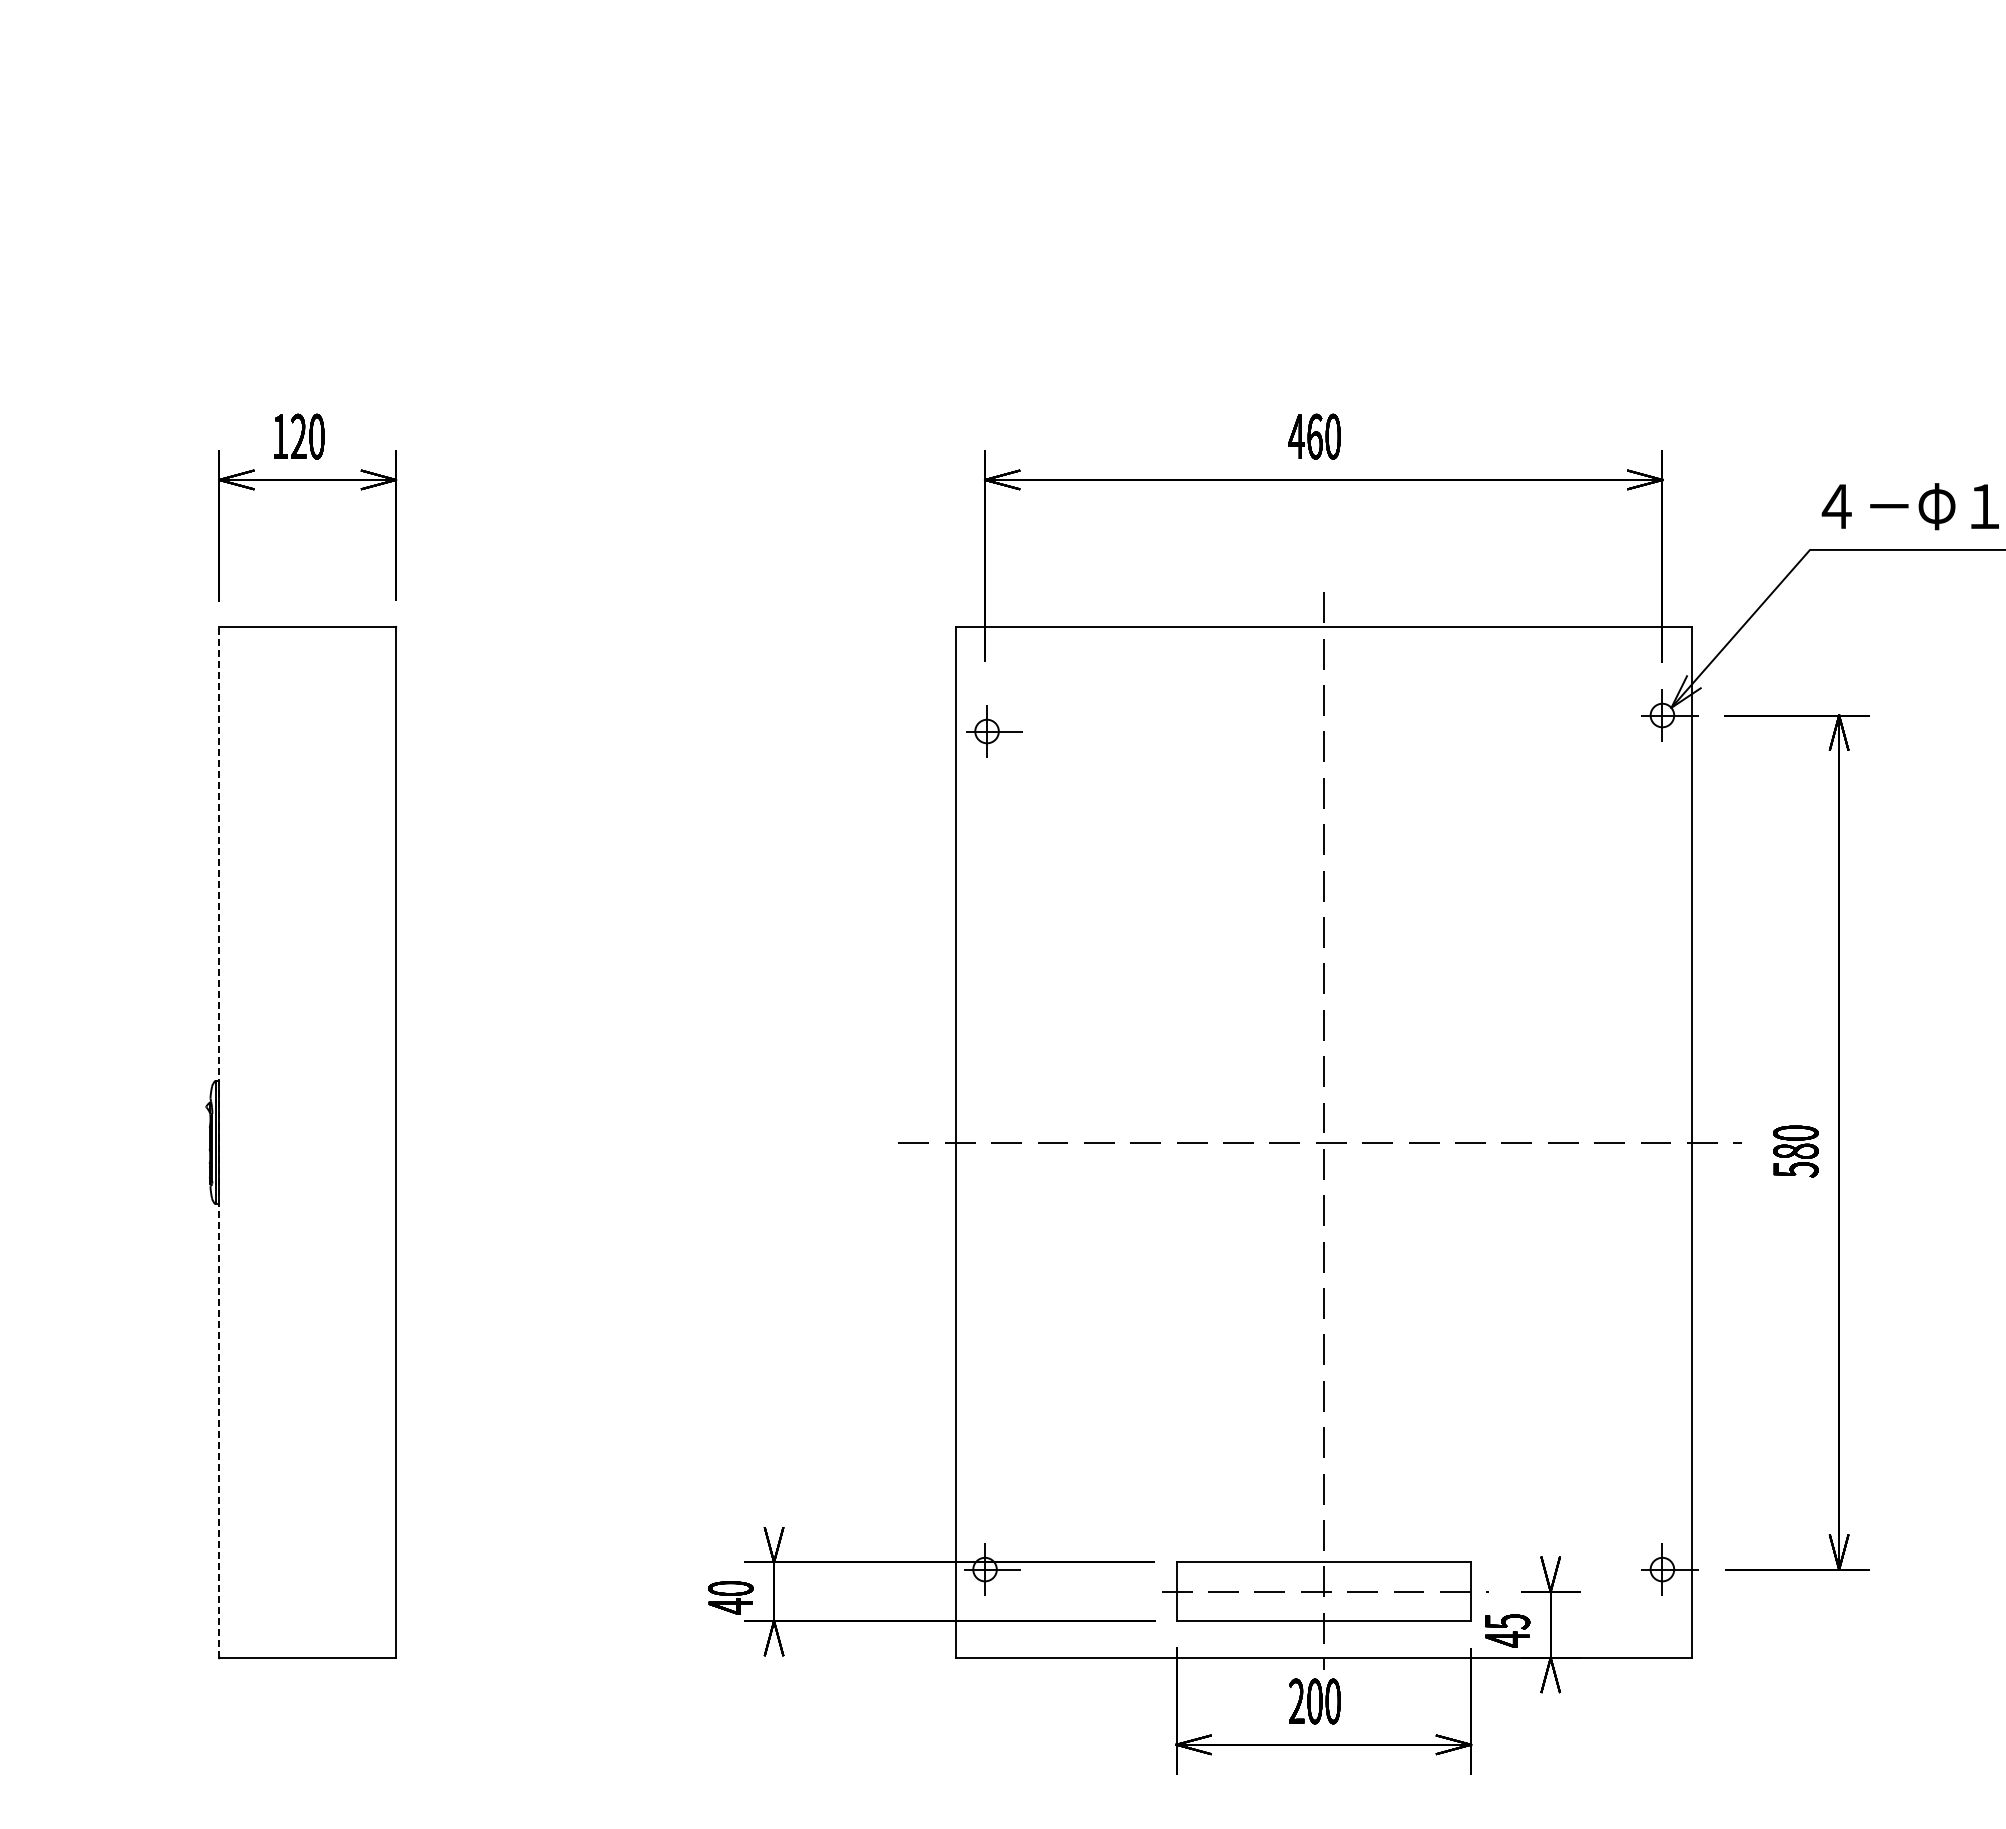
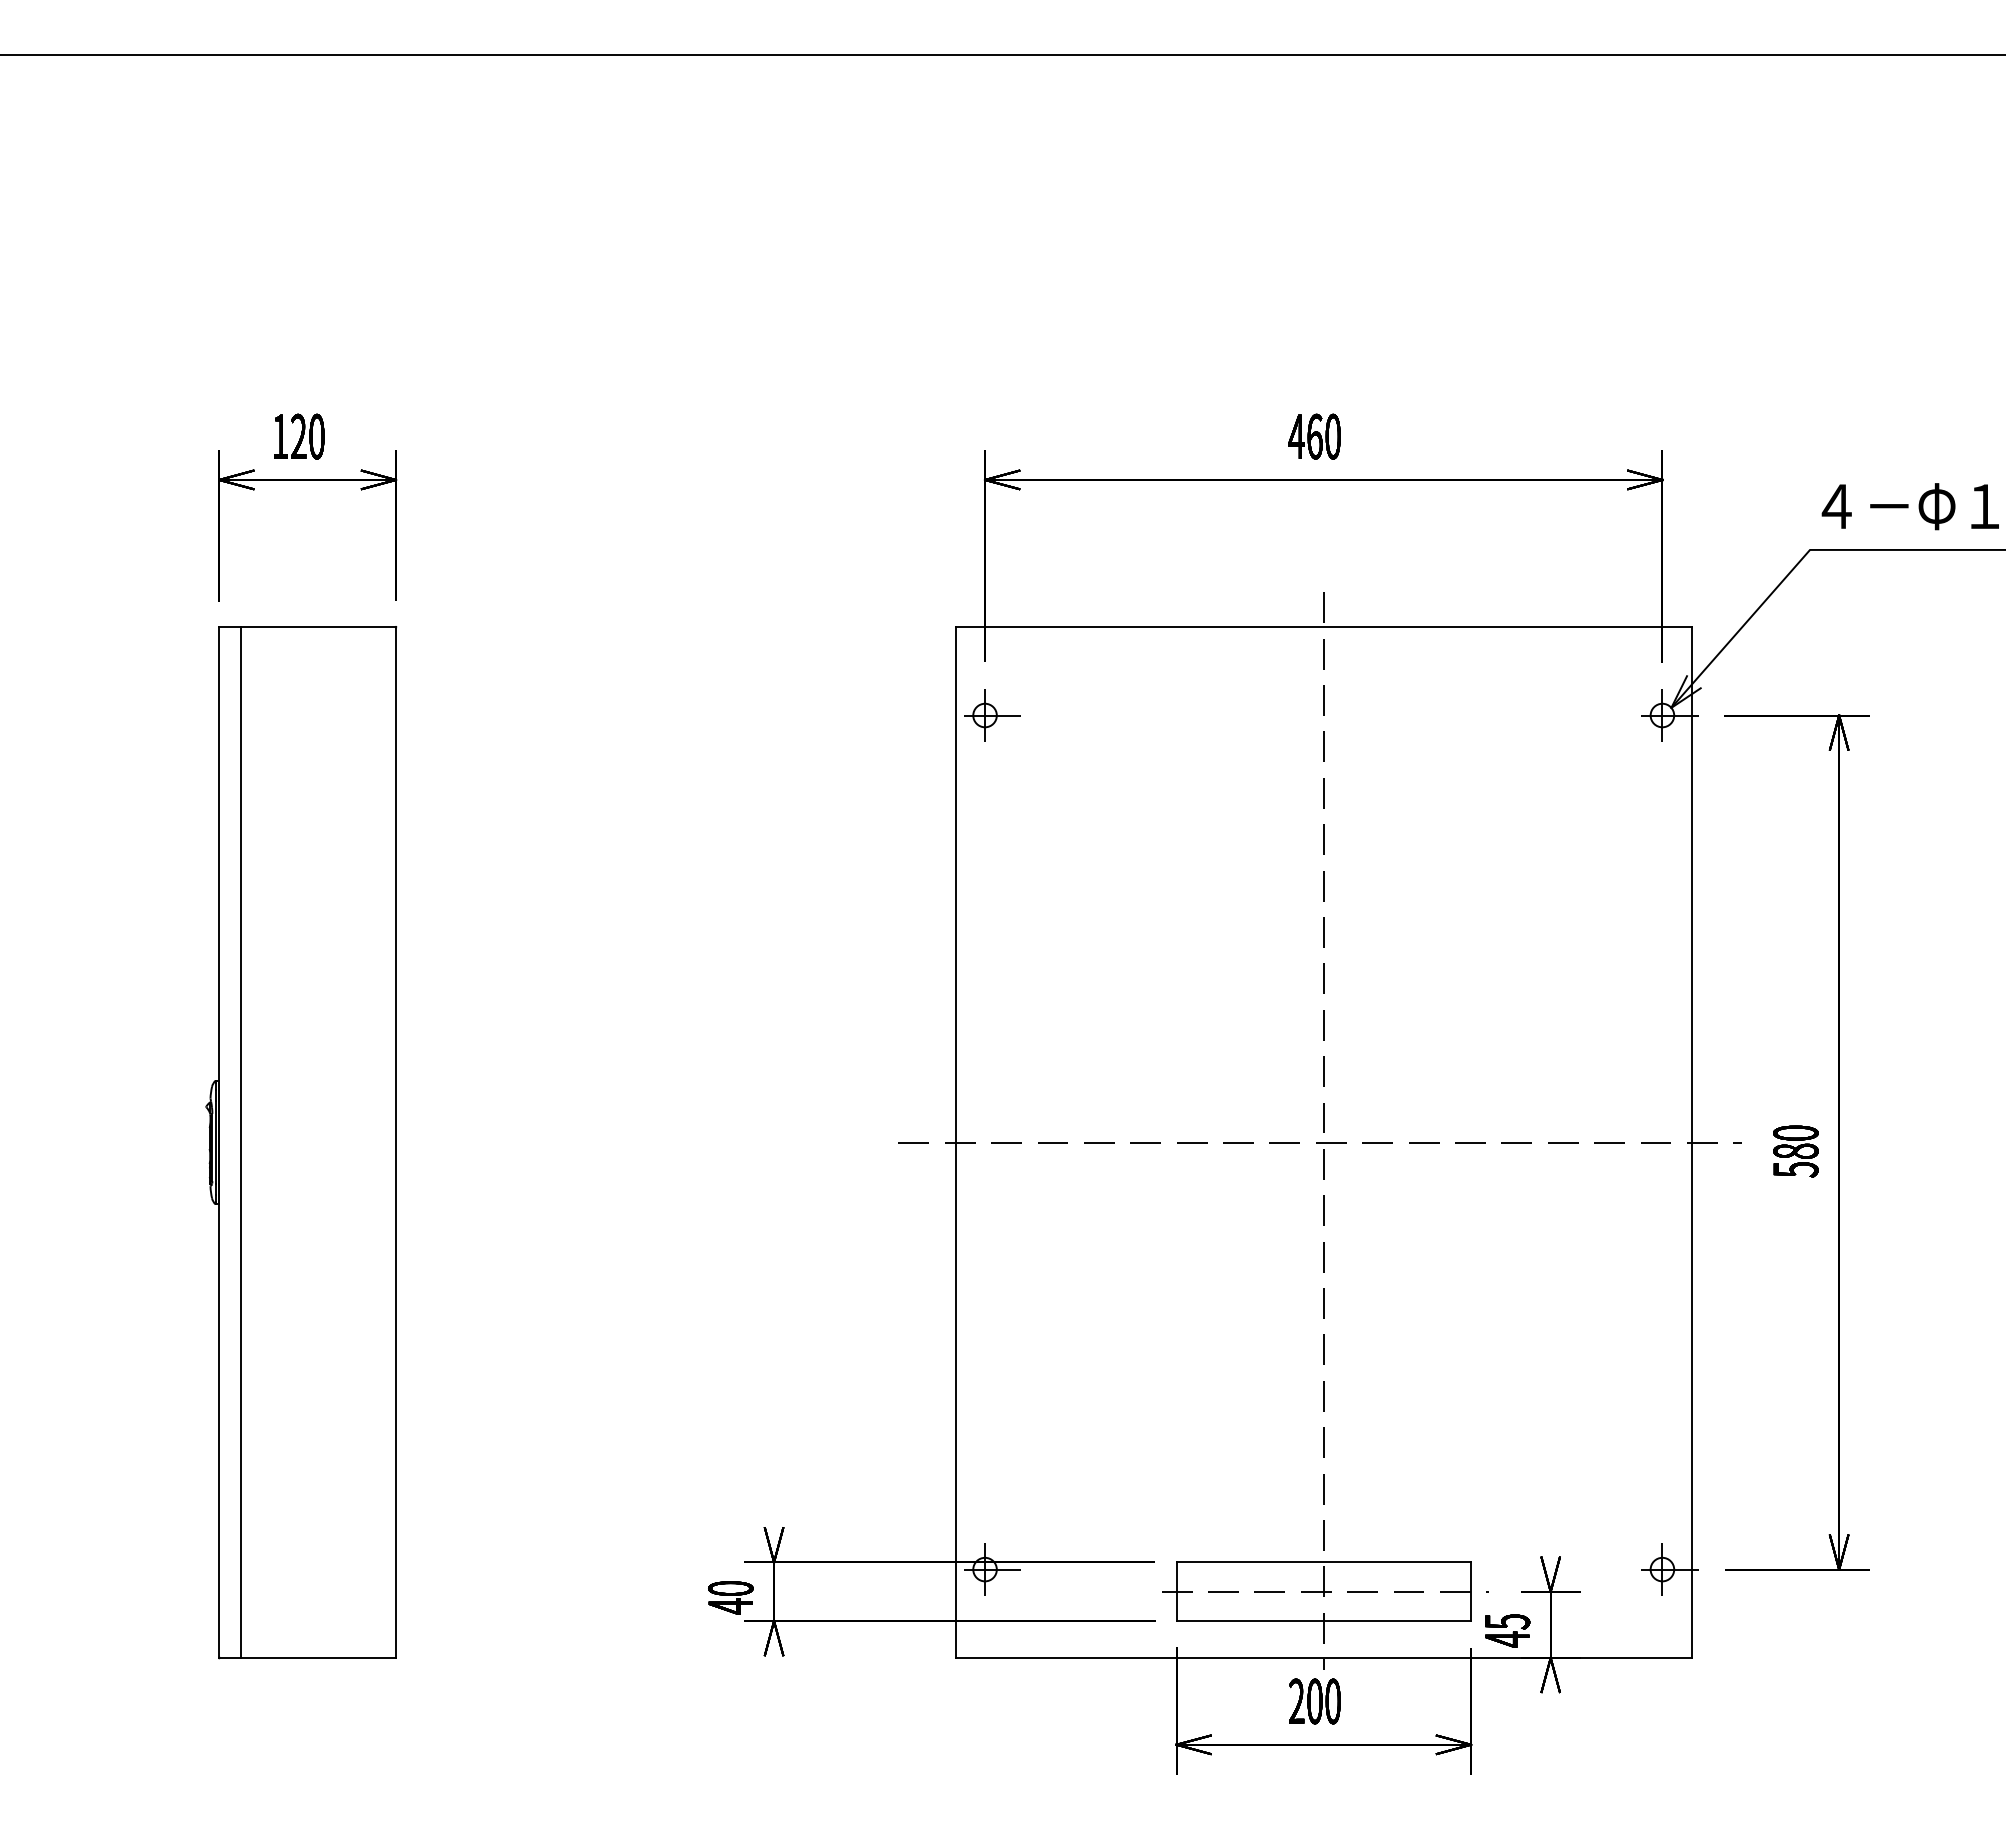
line: none -> present (1002, 54)
part position: (994, 731) -> (992, 715) (992, 715)
line: dashed -> solid (219, 1142)
line: none -> present (241, 1142)
